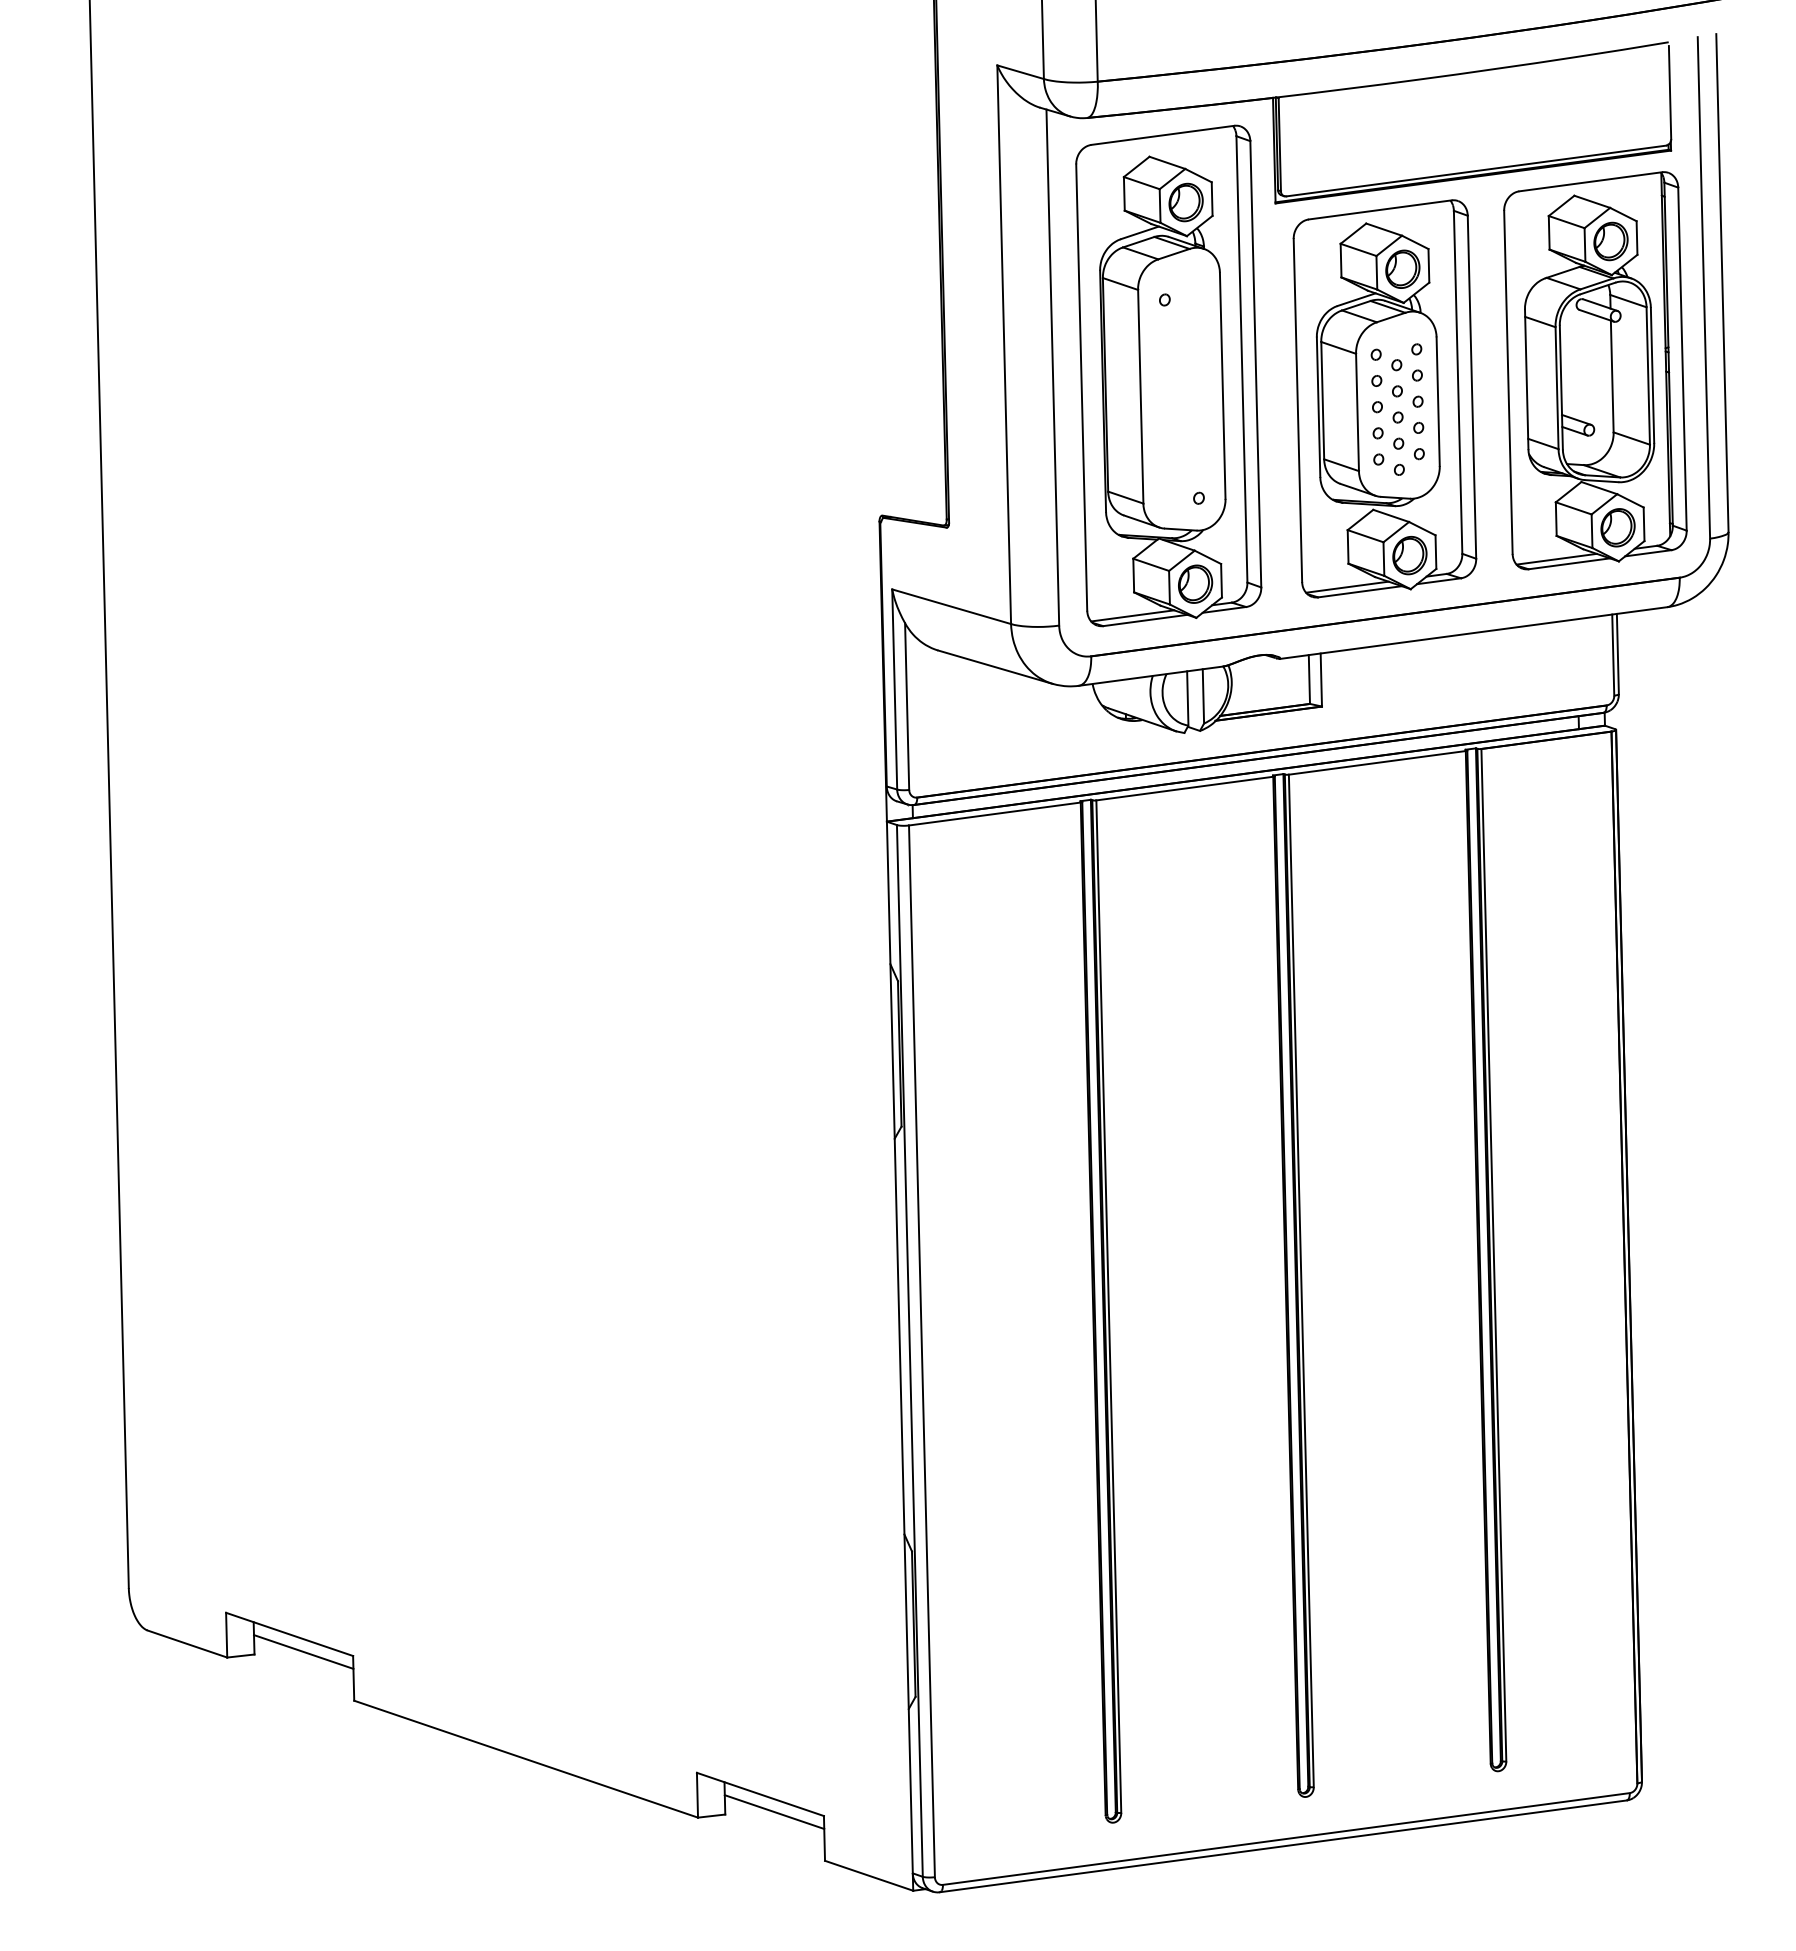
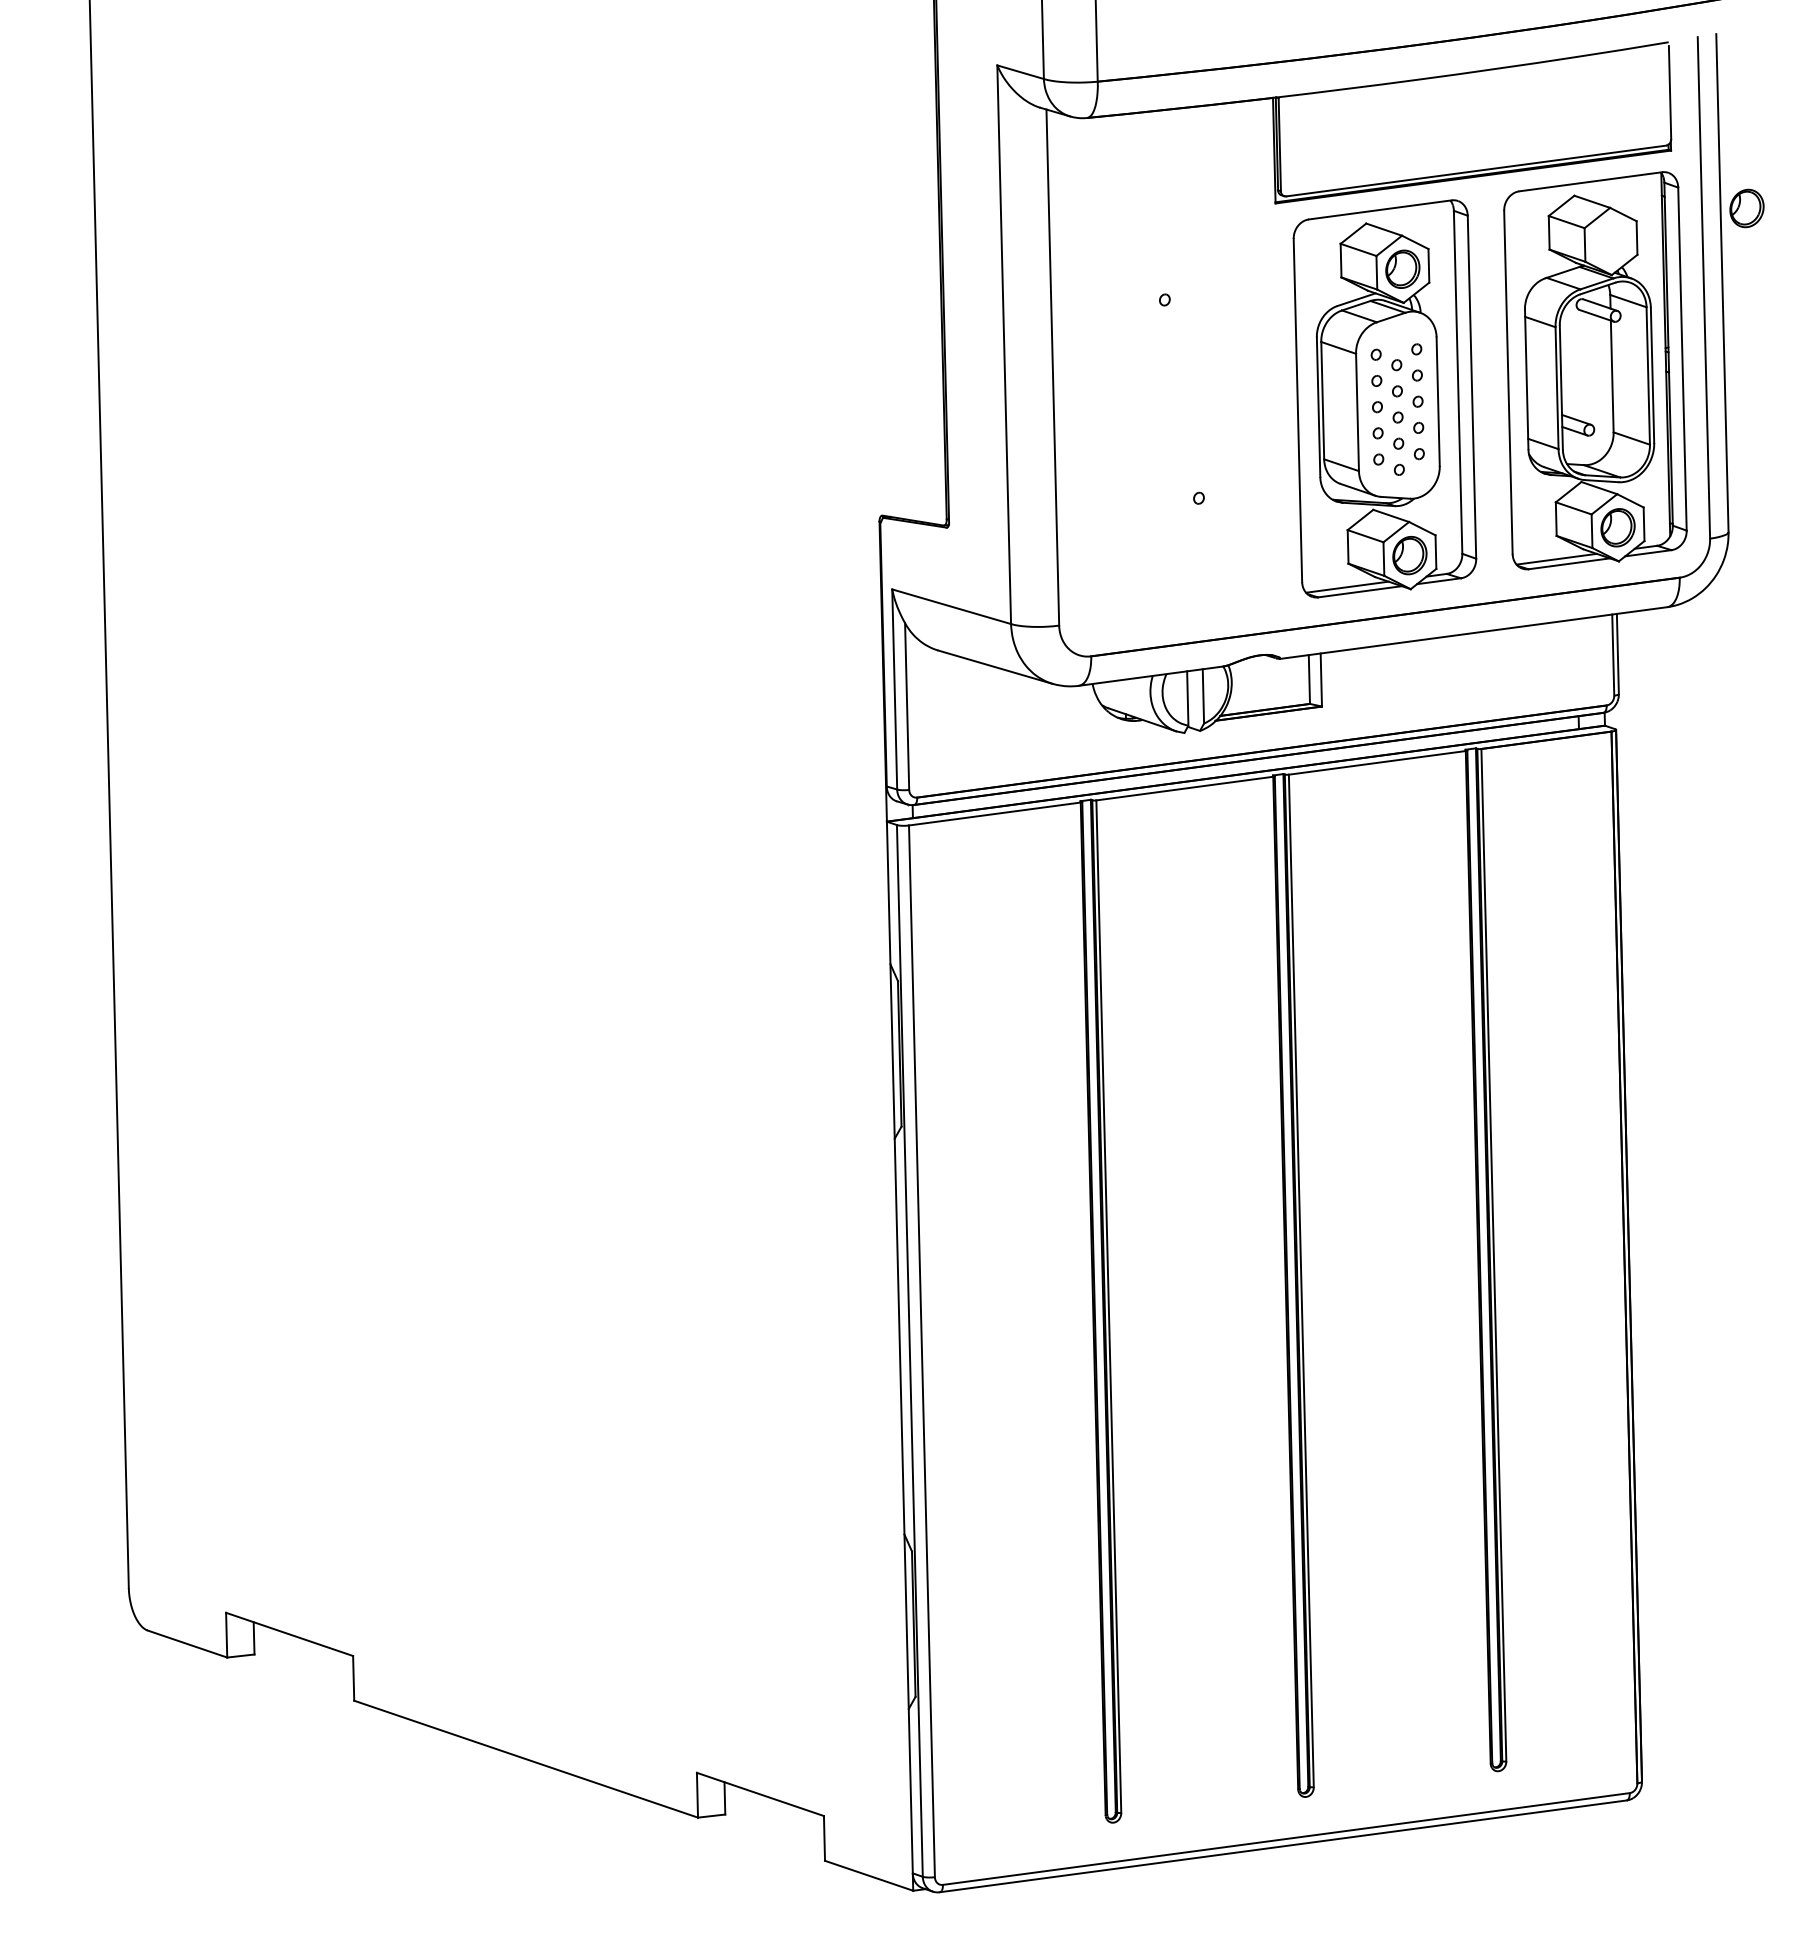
part position: (1610, 241) -> (1746, 208) (1746, 208)
part: present -> none (1168, 375)
line: present -> none (303, 1651)
line: present -> none (774, 1811)
